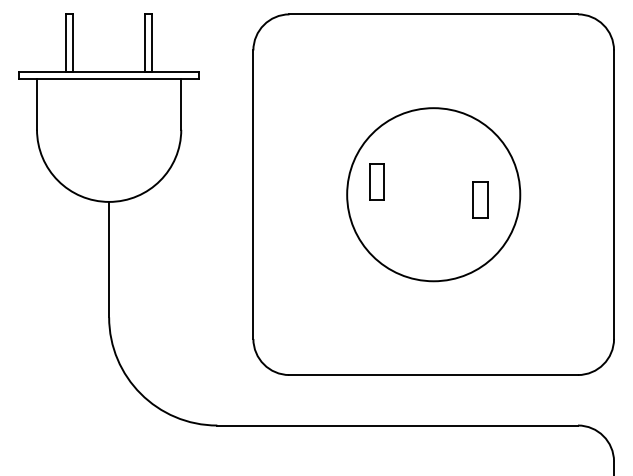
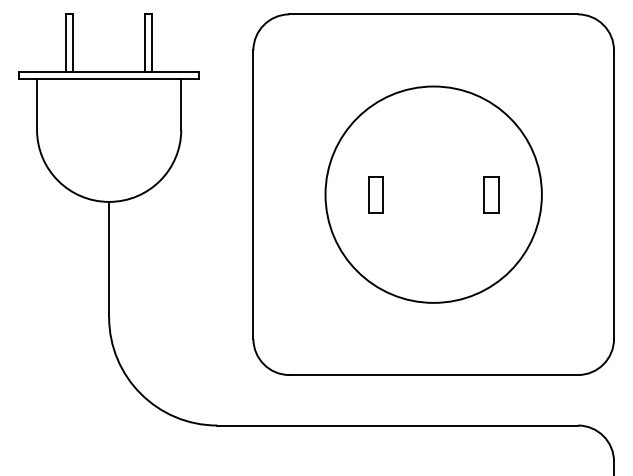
part position: (376, 181) -> (375, 194) (375, 194)
circle diameter: 173 px -> 216 px (433, 194)
part position: (480, 199) -> (491, 194) (491, 194)
